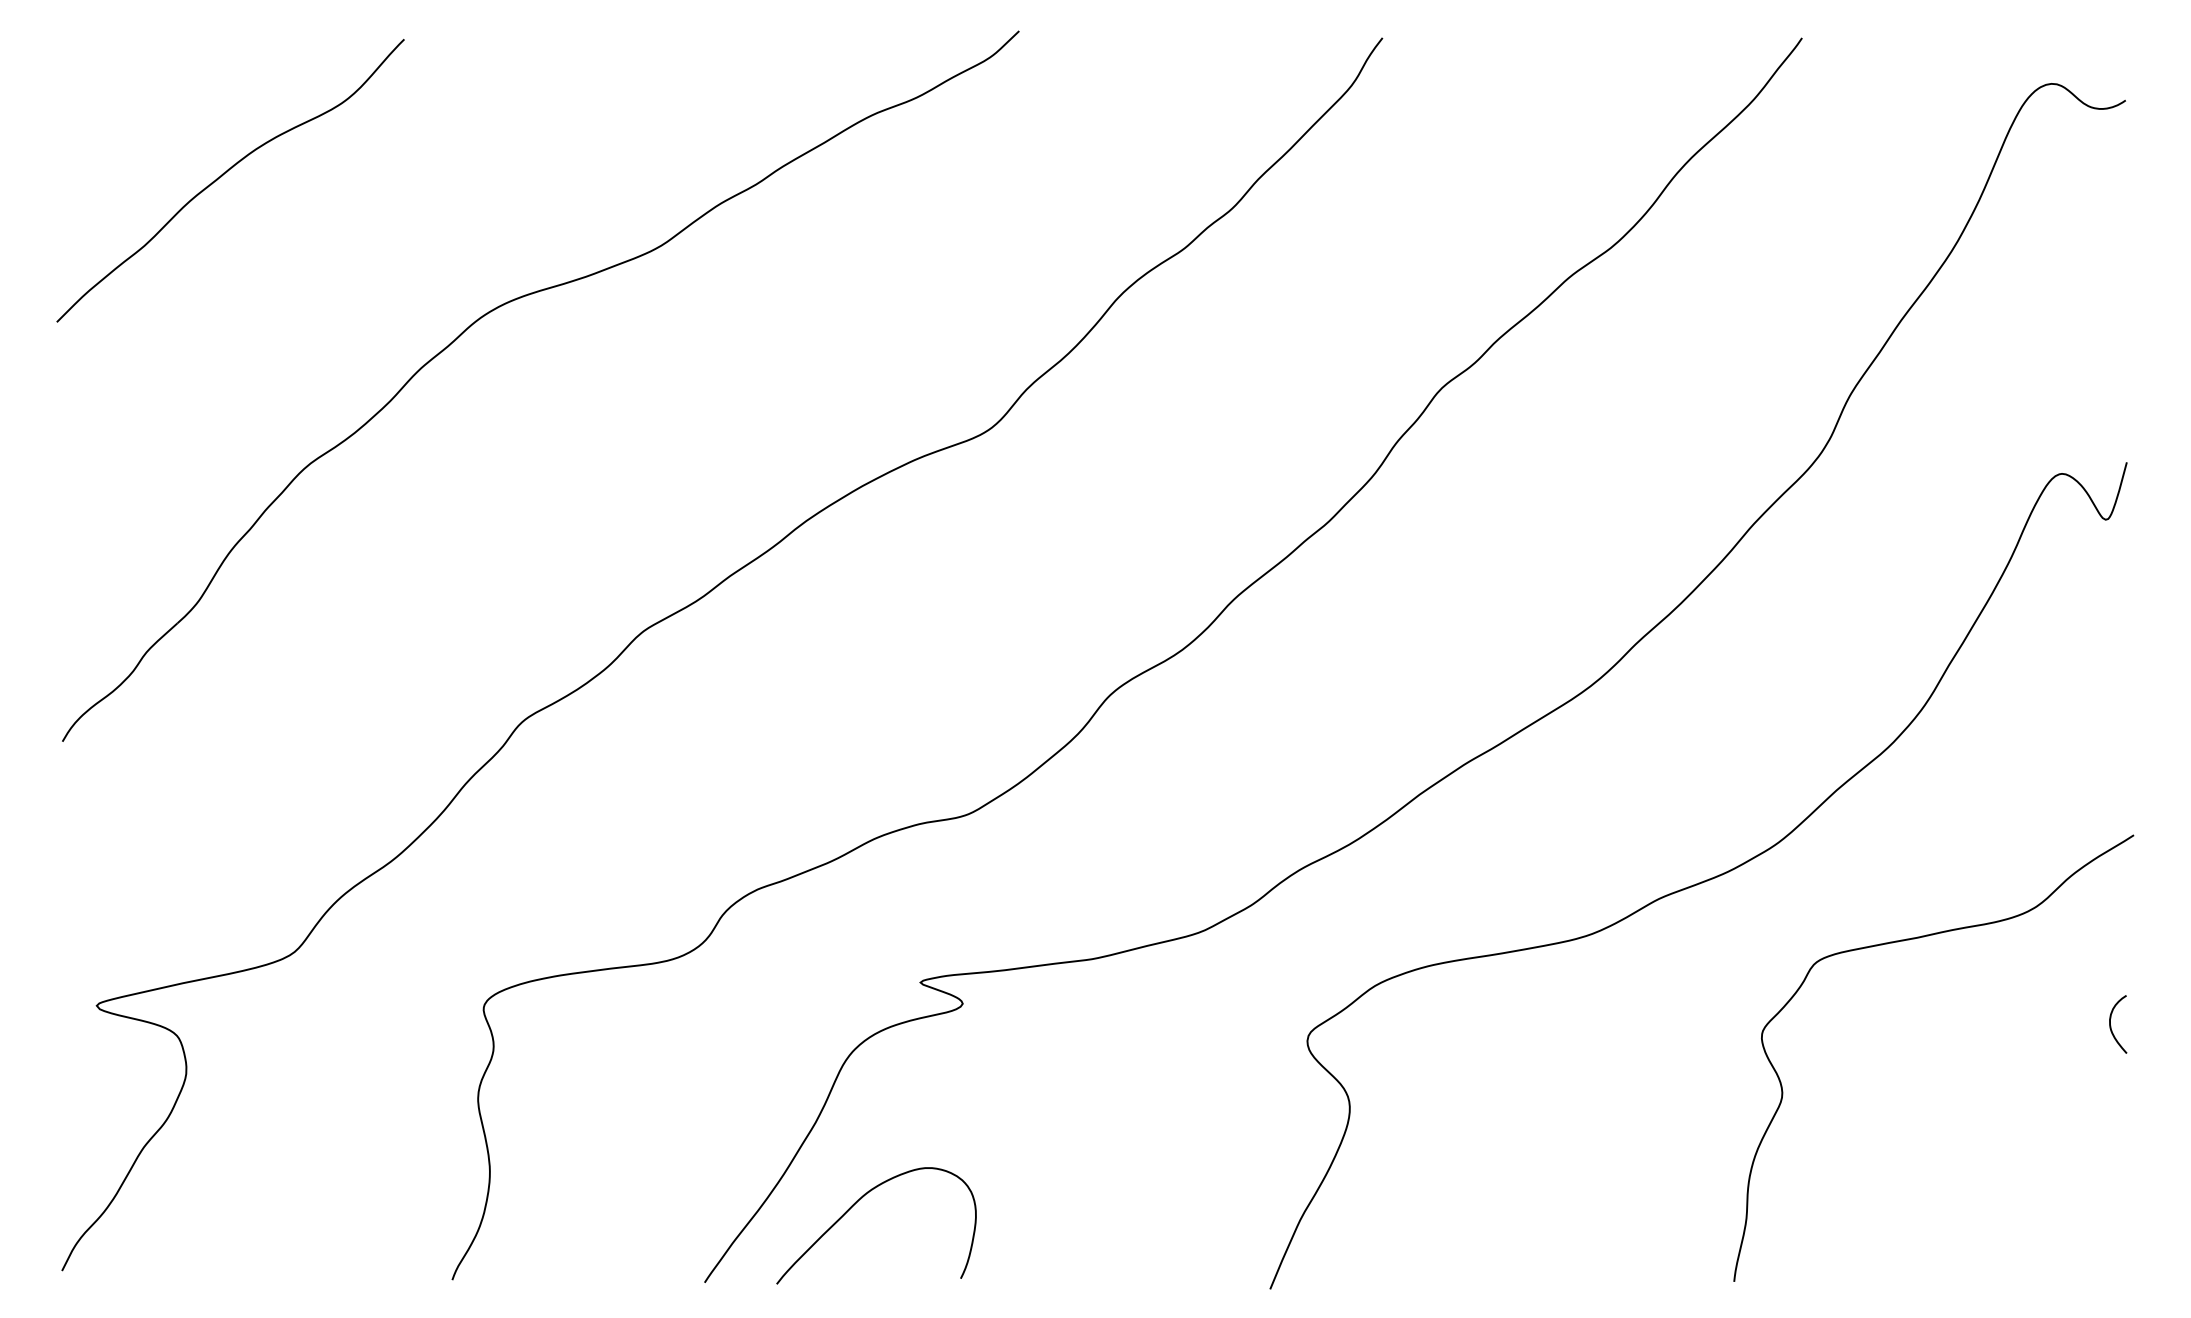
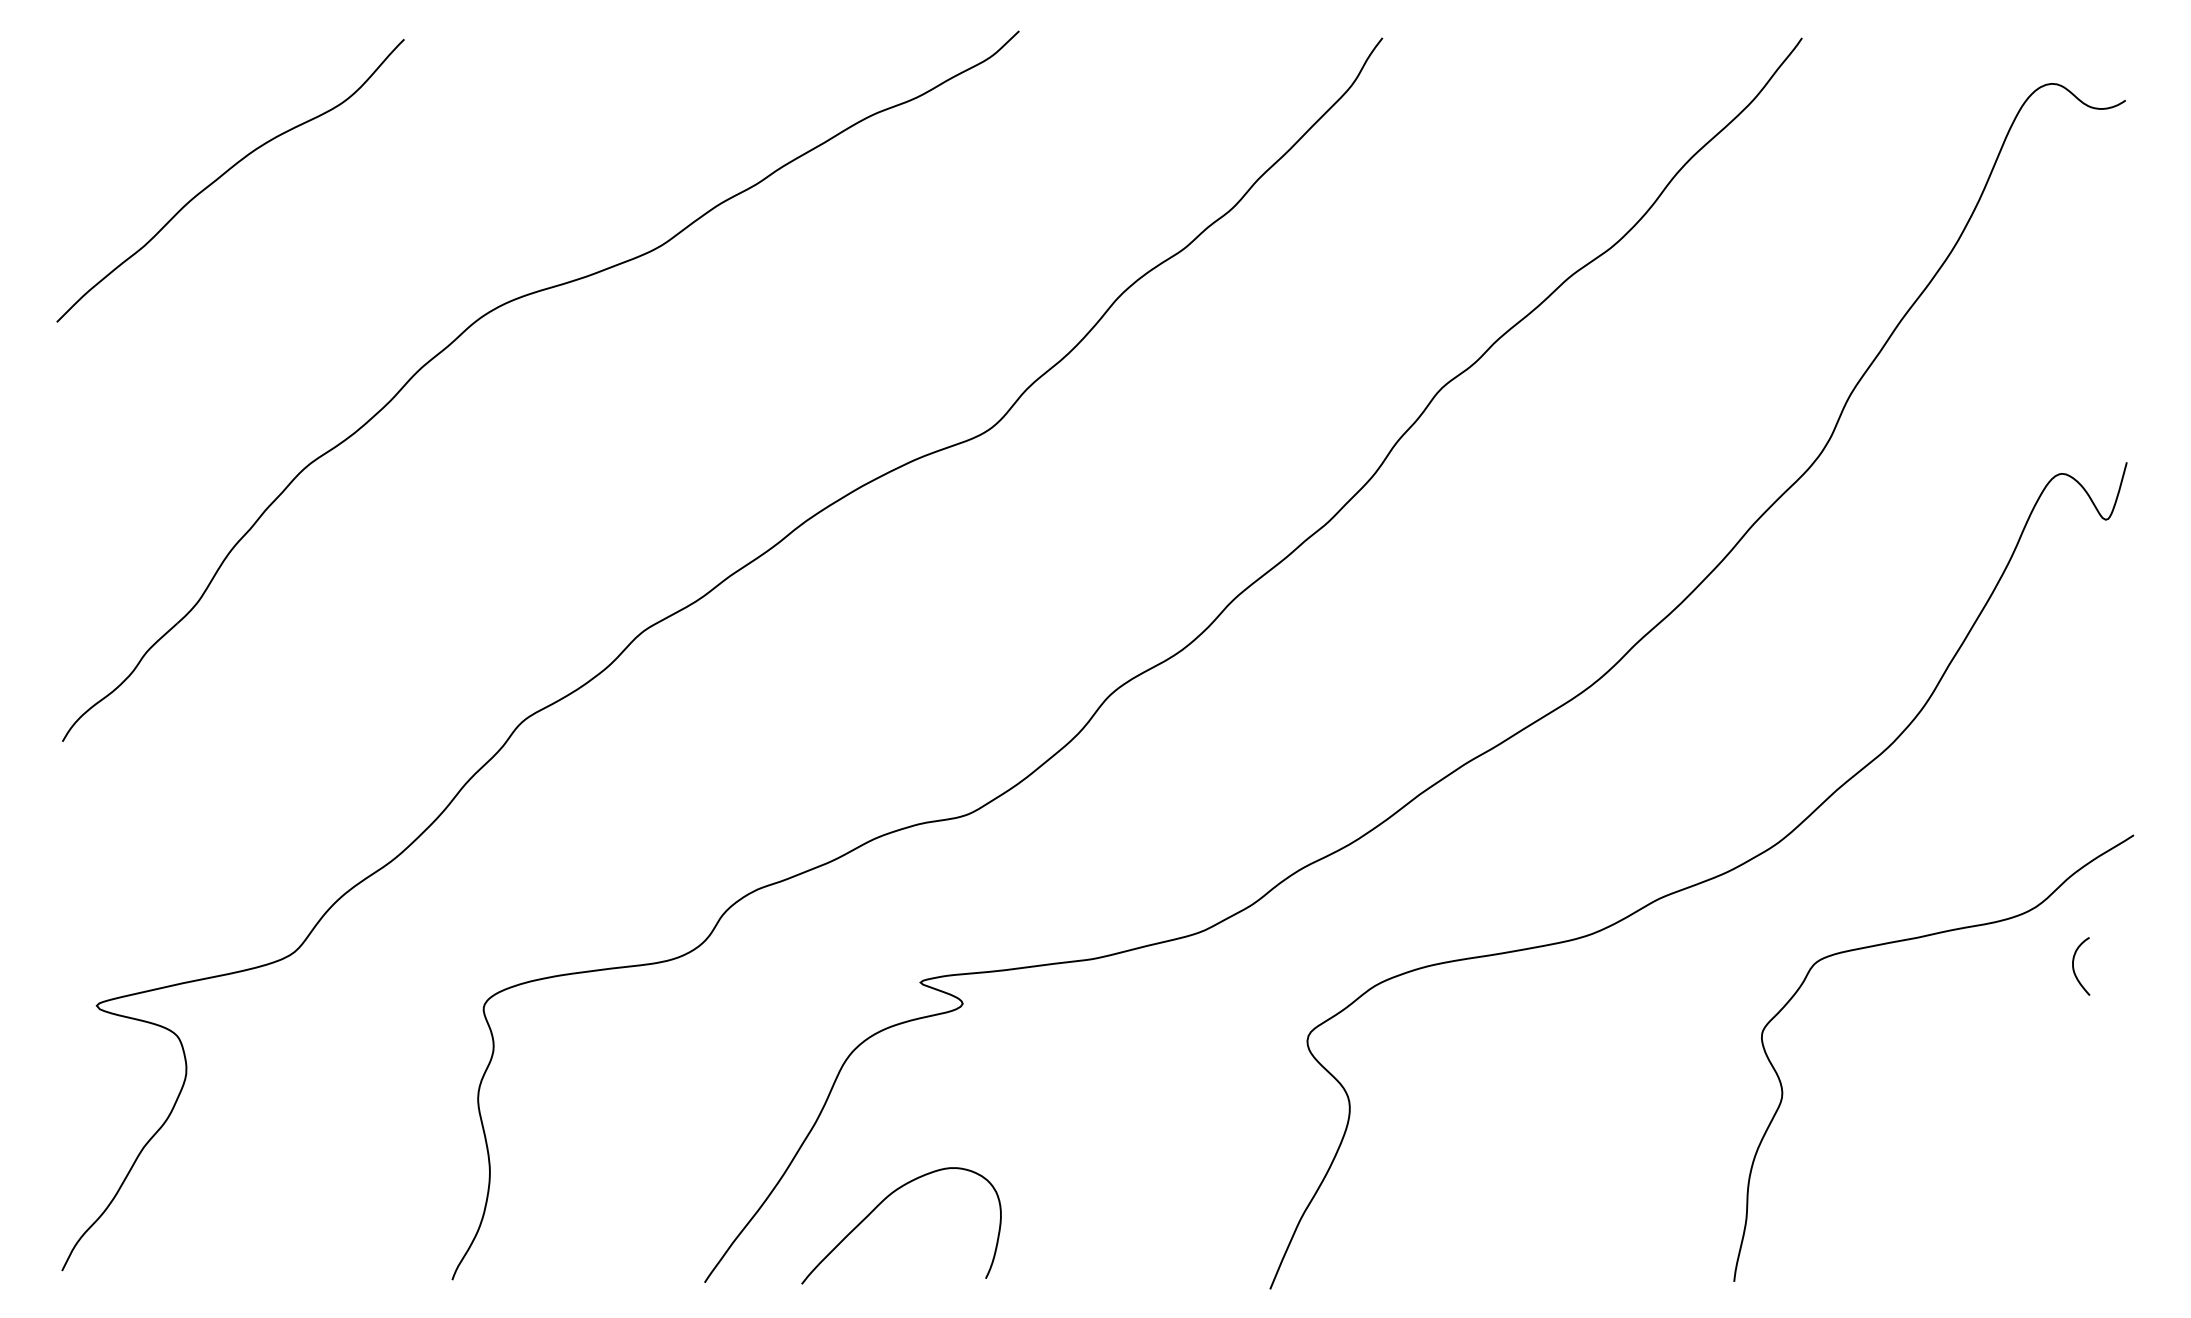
curve position: (2111, 1025) -> (2074, 967) (2074, 967)
curve position: (855, 1204) -> (880, 1204) (880, 1204)
